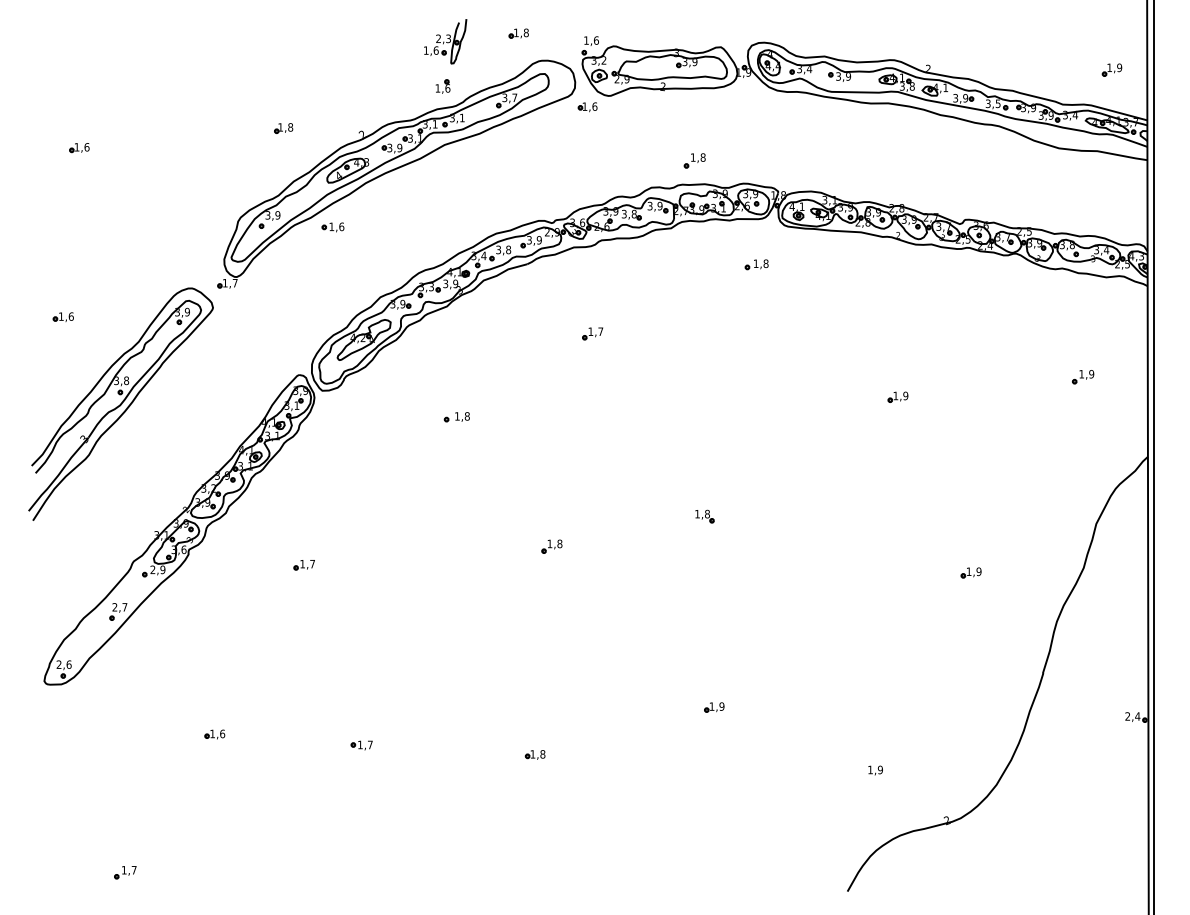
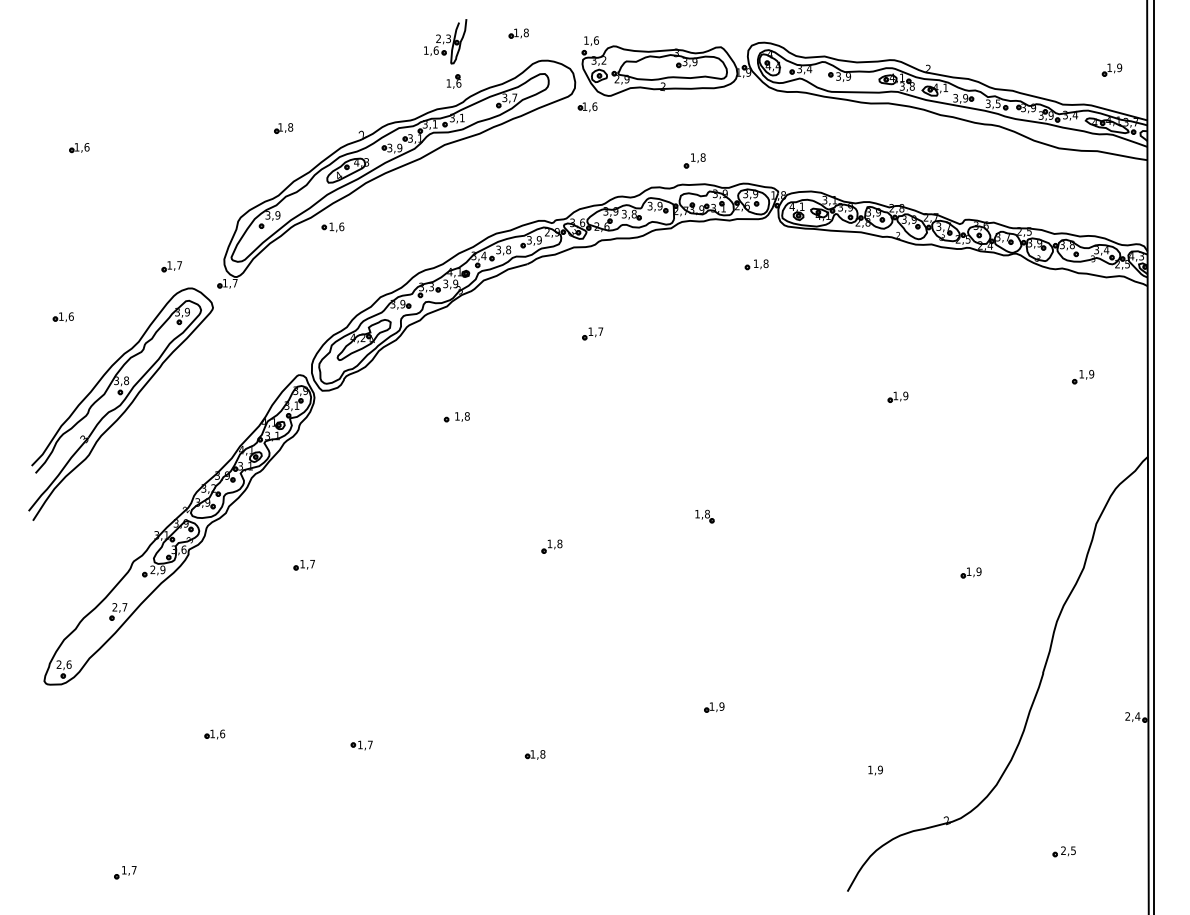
part position: (442, 86) -> (453, 81) (453, 81)
part: none -> present (171, 266)
part: none -> present (1063, 851)
